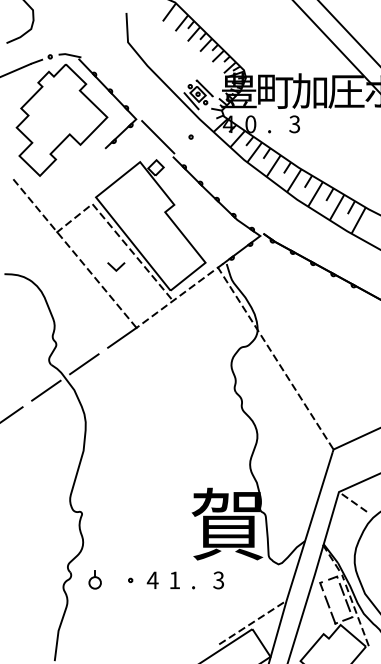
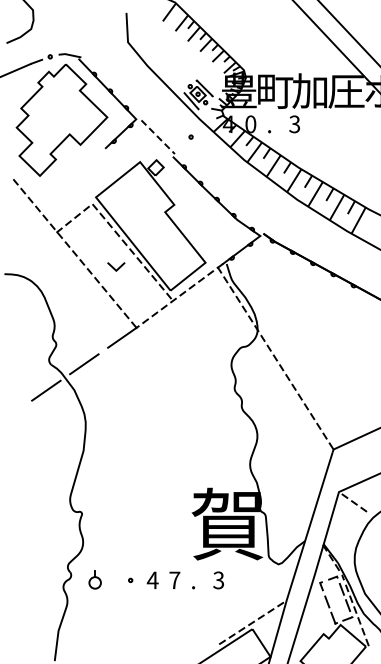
line: solid -> dashed (158, 137)
line: present -> none (12, 414)
text: 1 -> 7 (174, 580)
